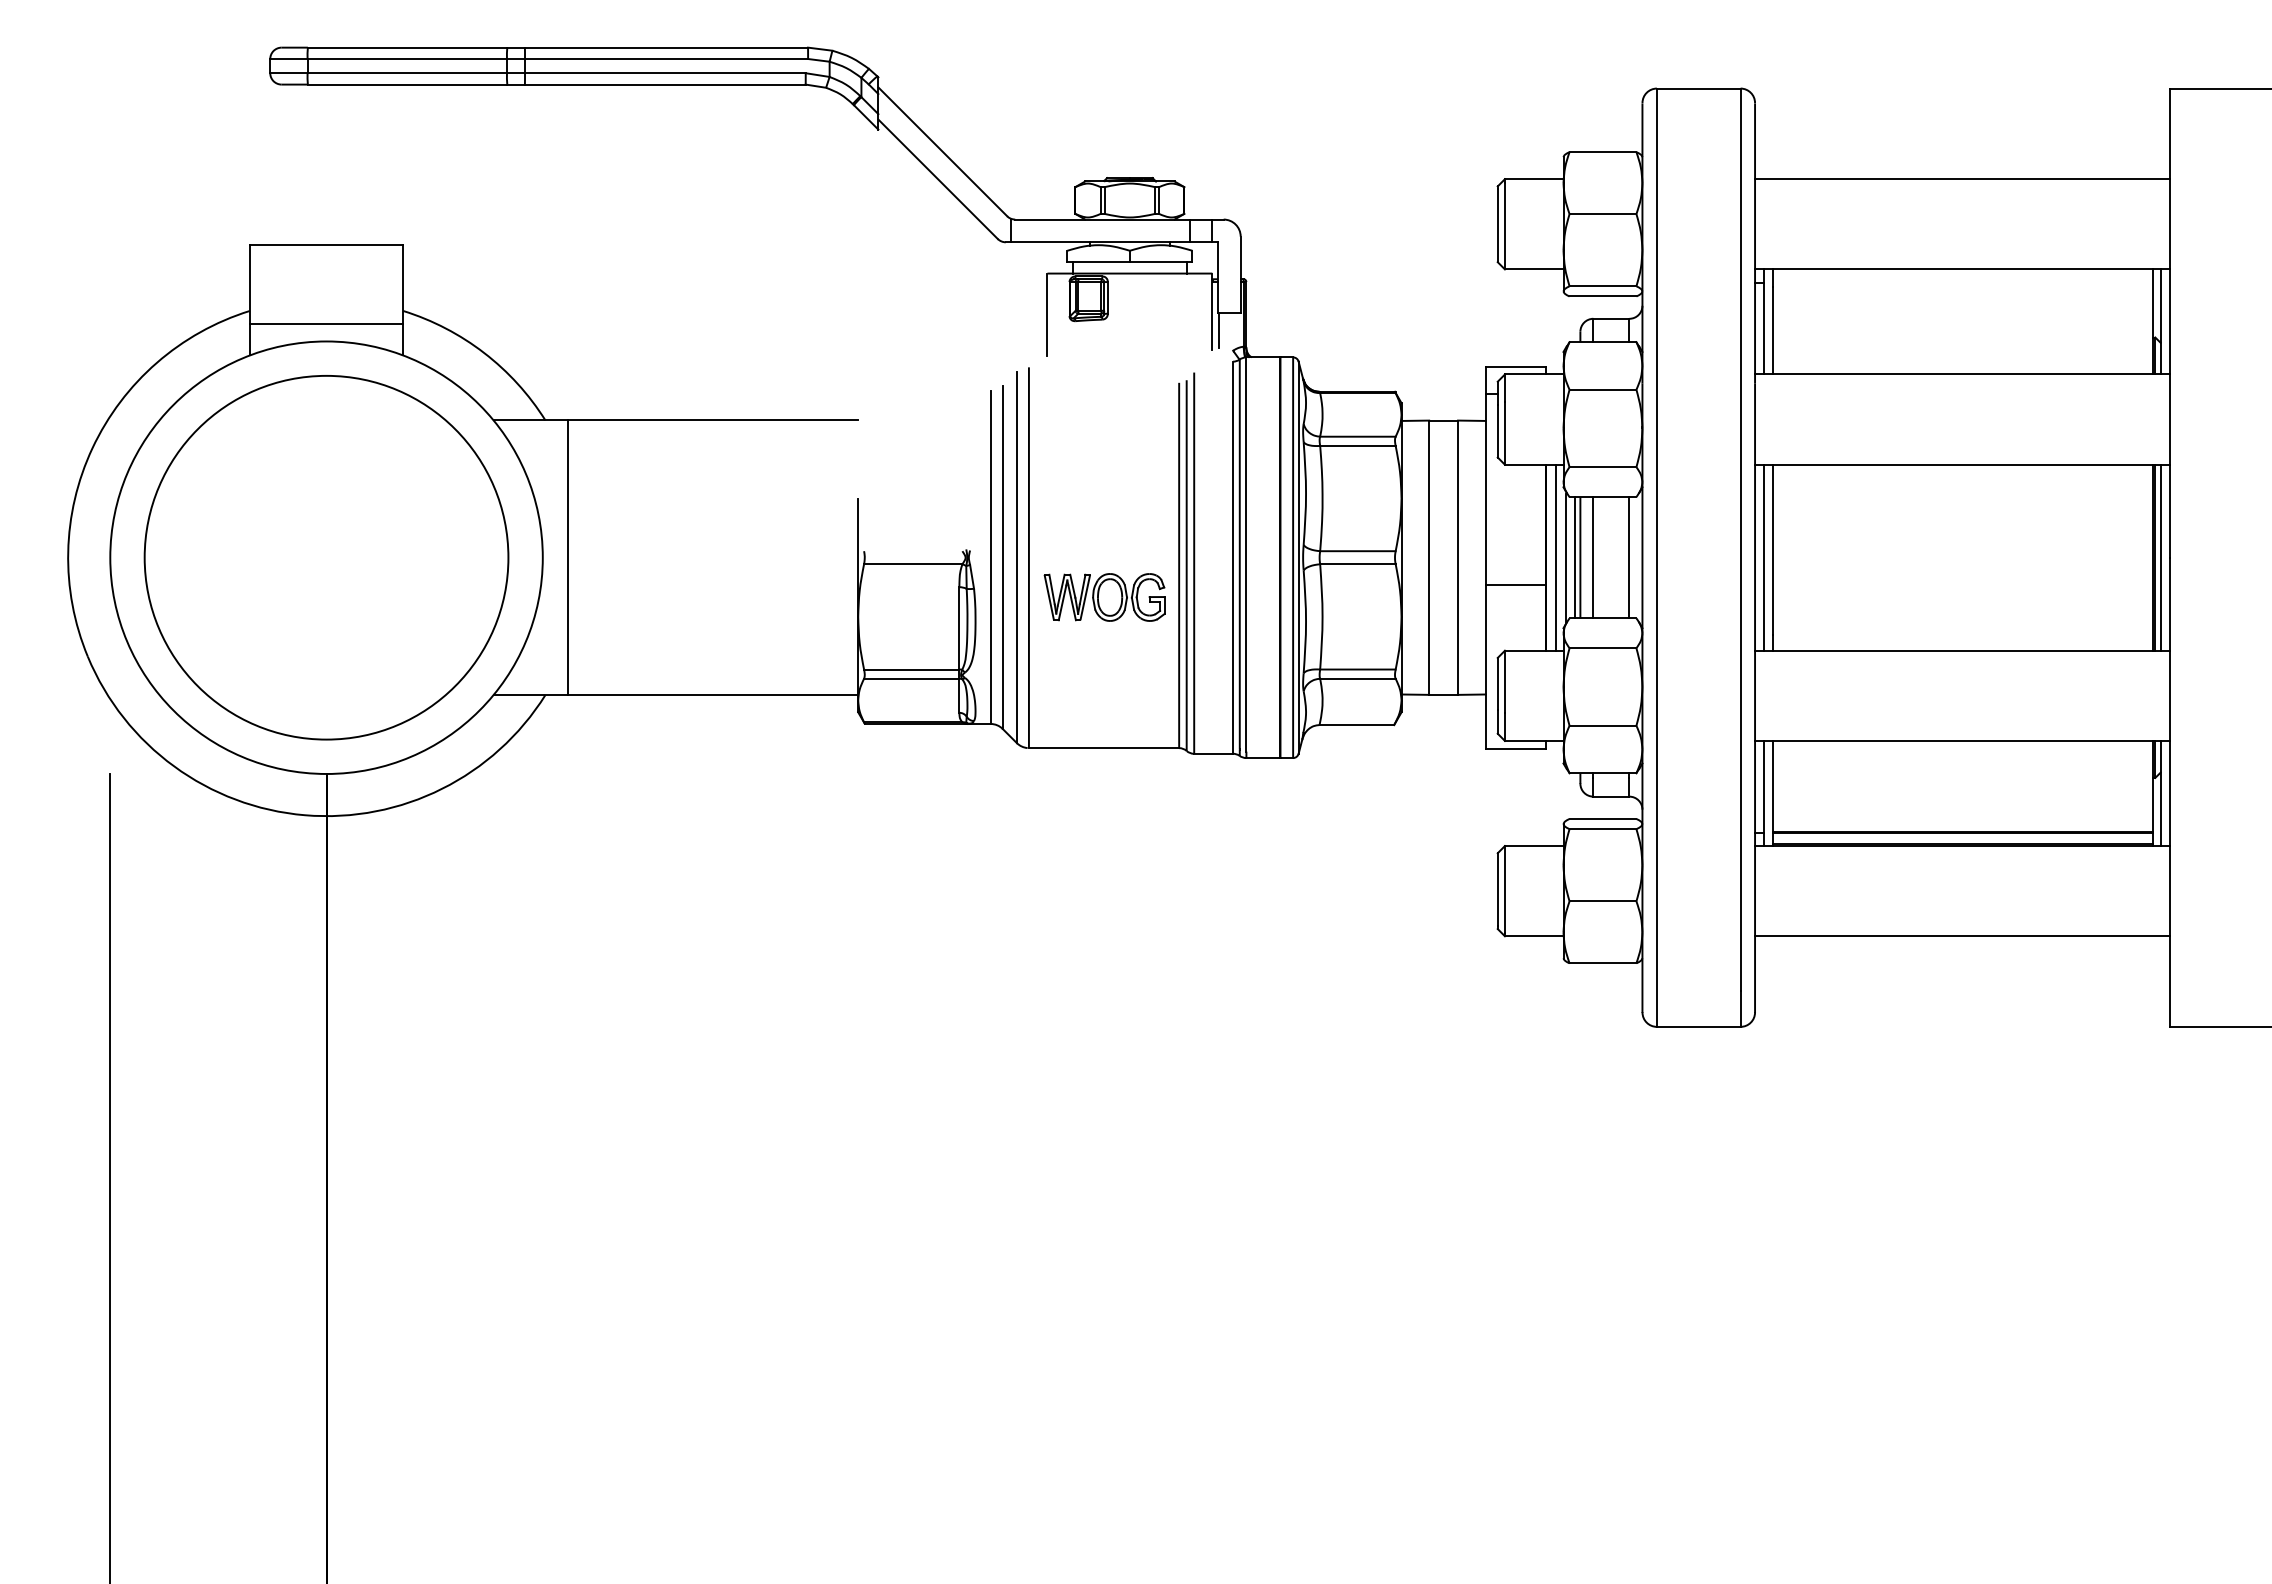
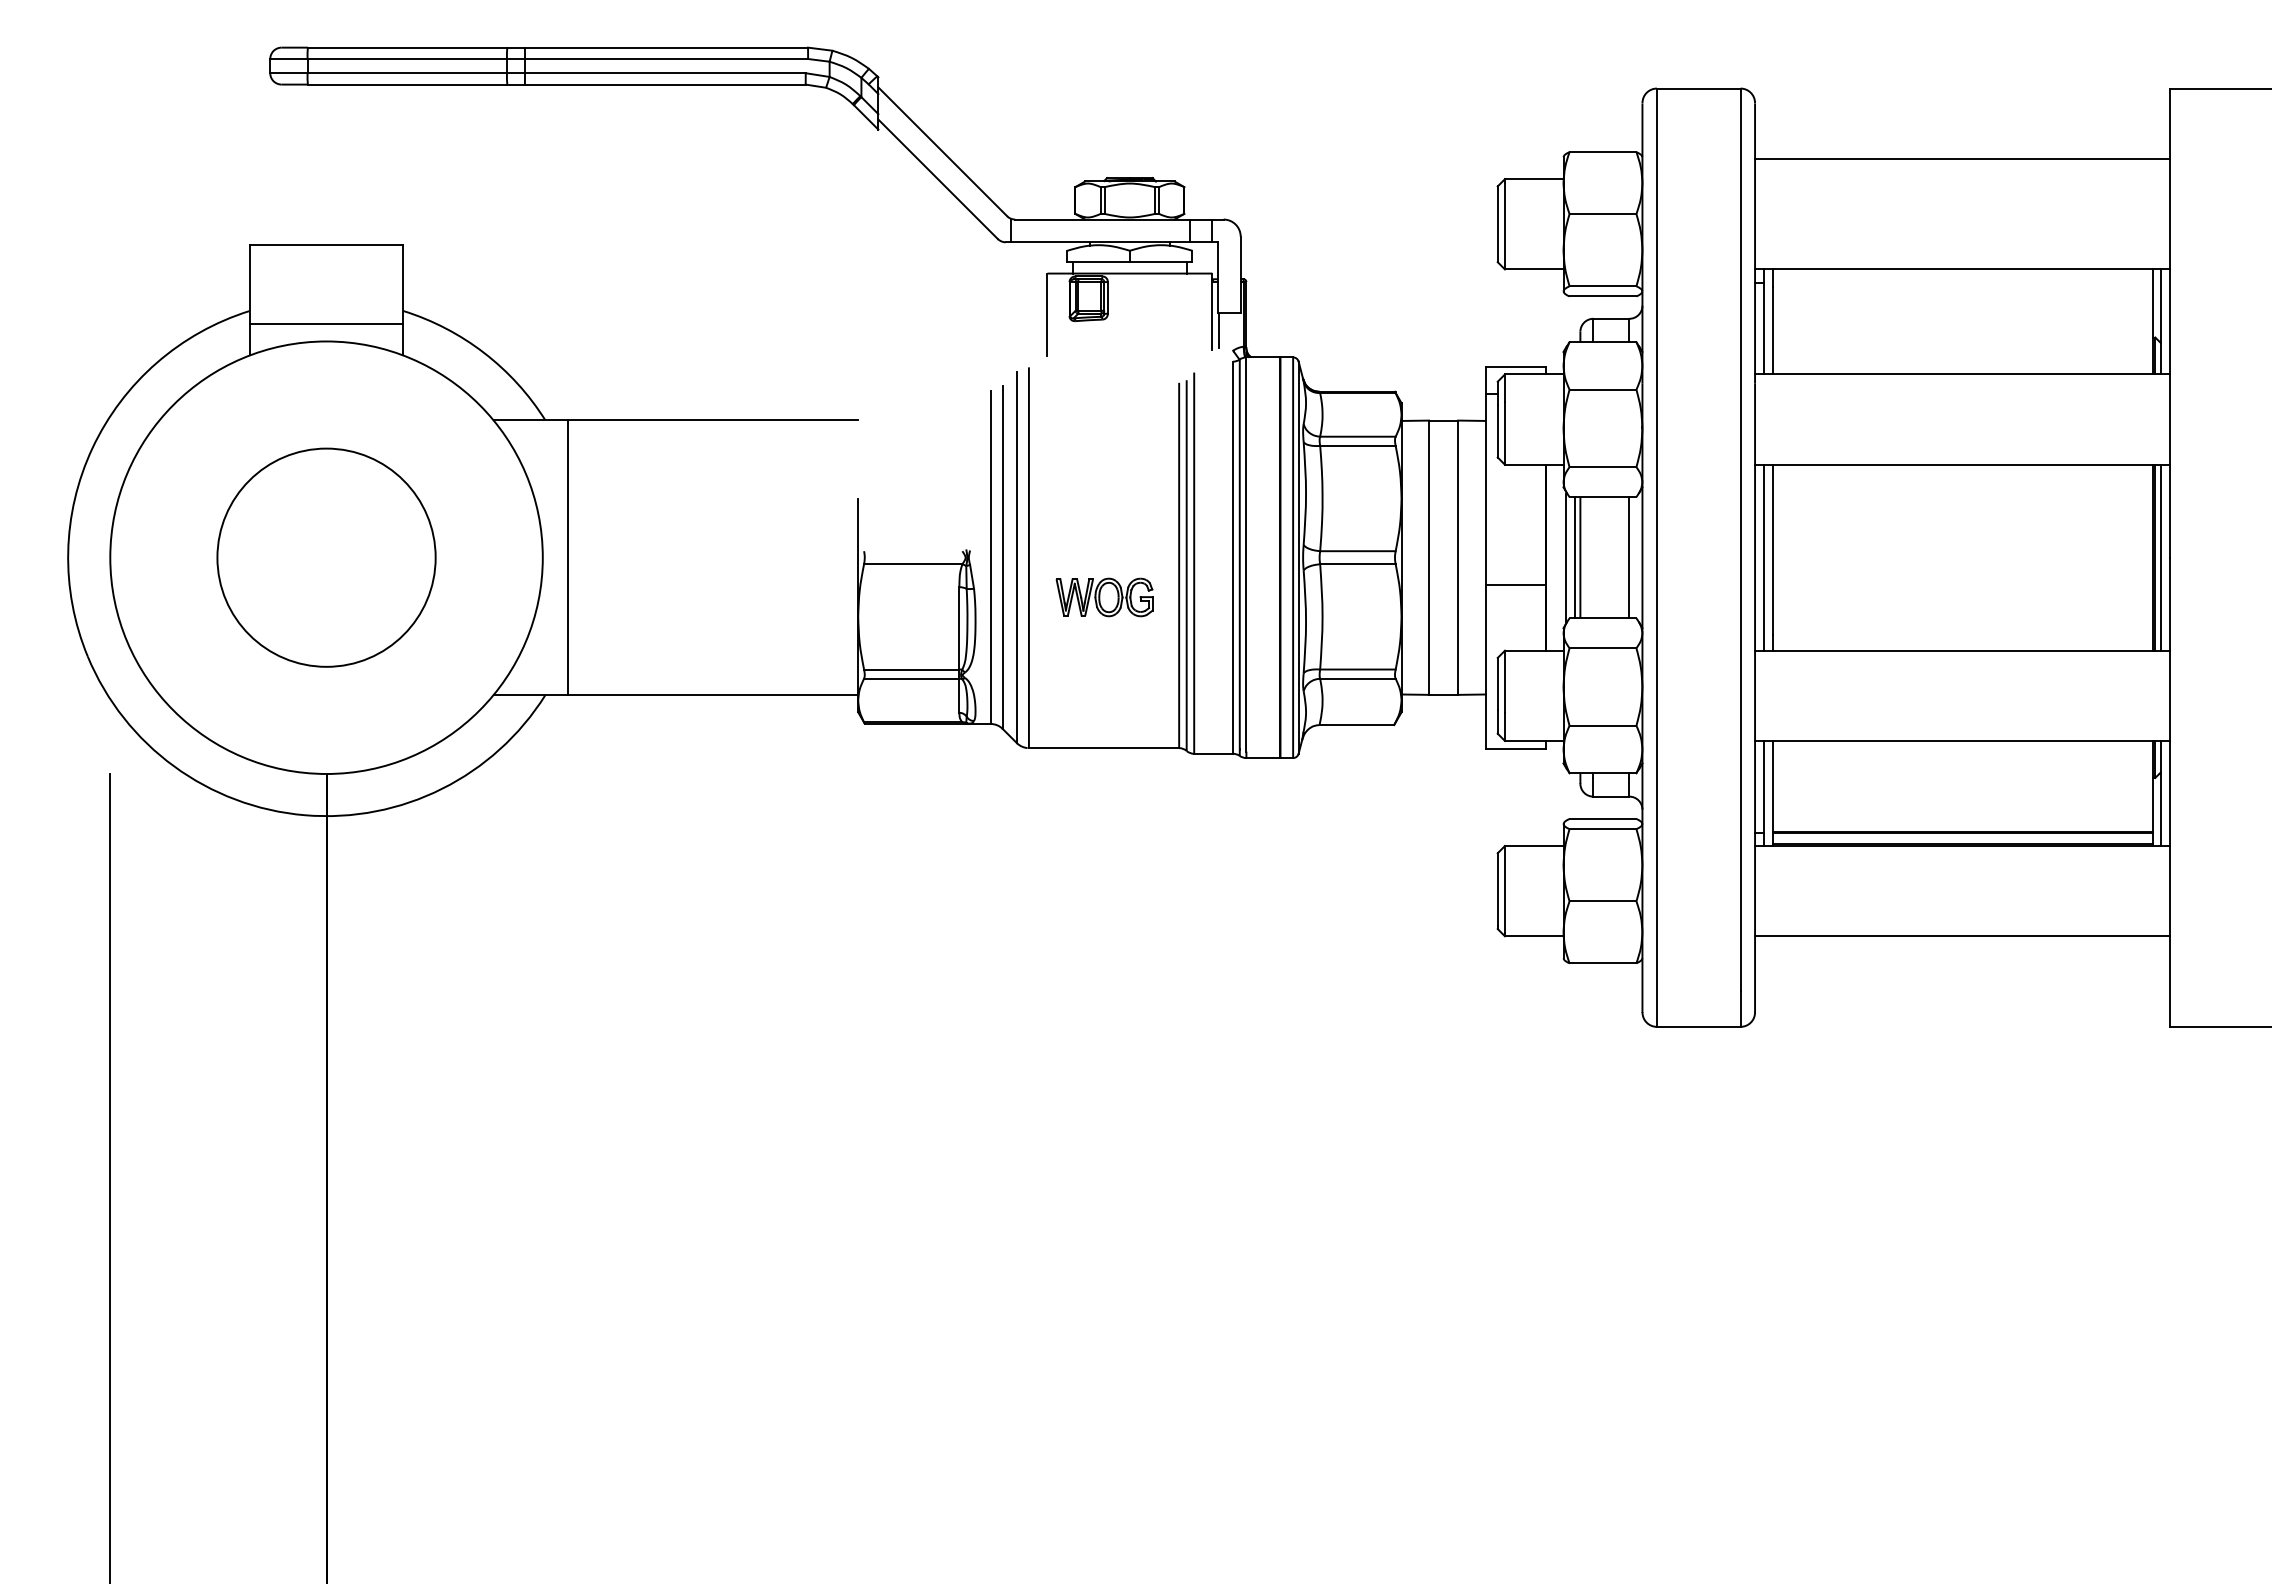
line position: (1962, 179) -> (1962, 159) (1962, 159)
circle diameter: 364 px -> 218 px (326, 557)
line: present -> none (1556, 557)
line: present -> none (1593, 557)
part size: 123x49 px -> 99x41 px (1104, 597)
